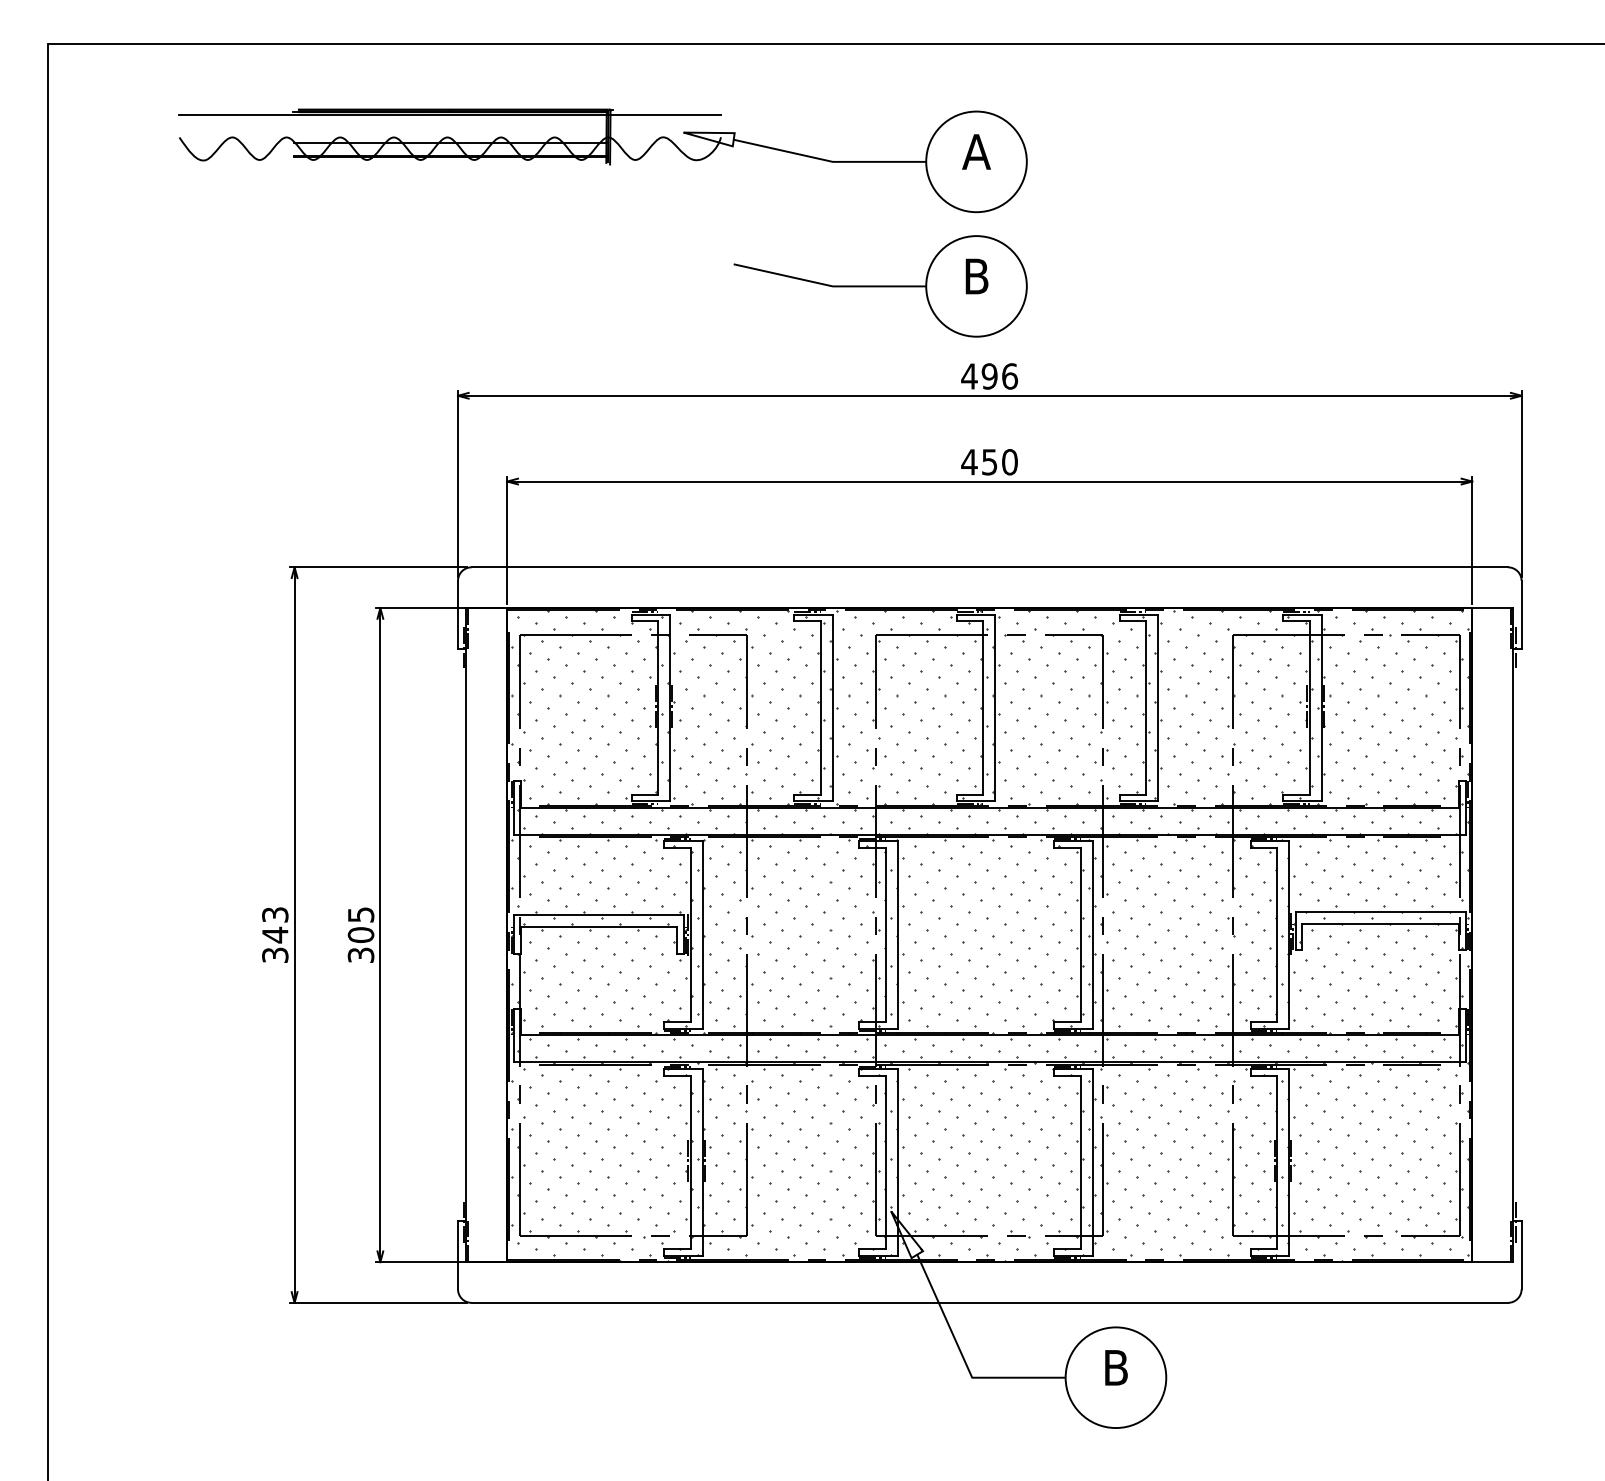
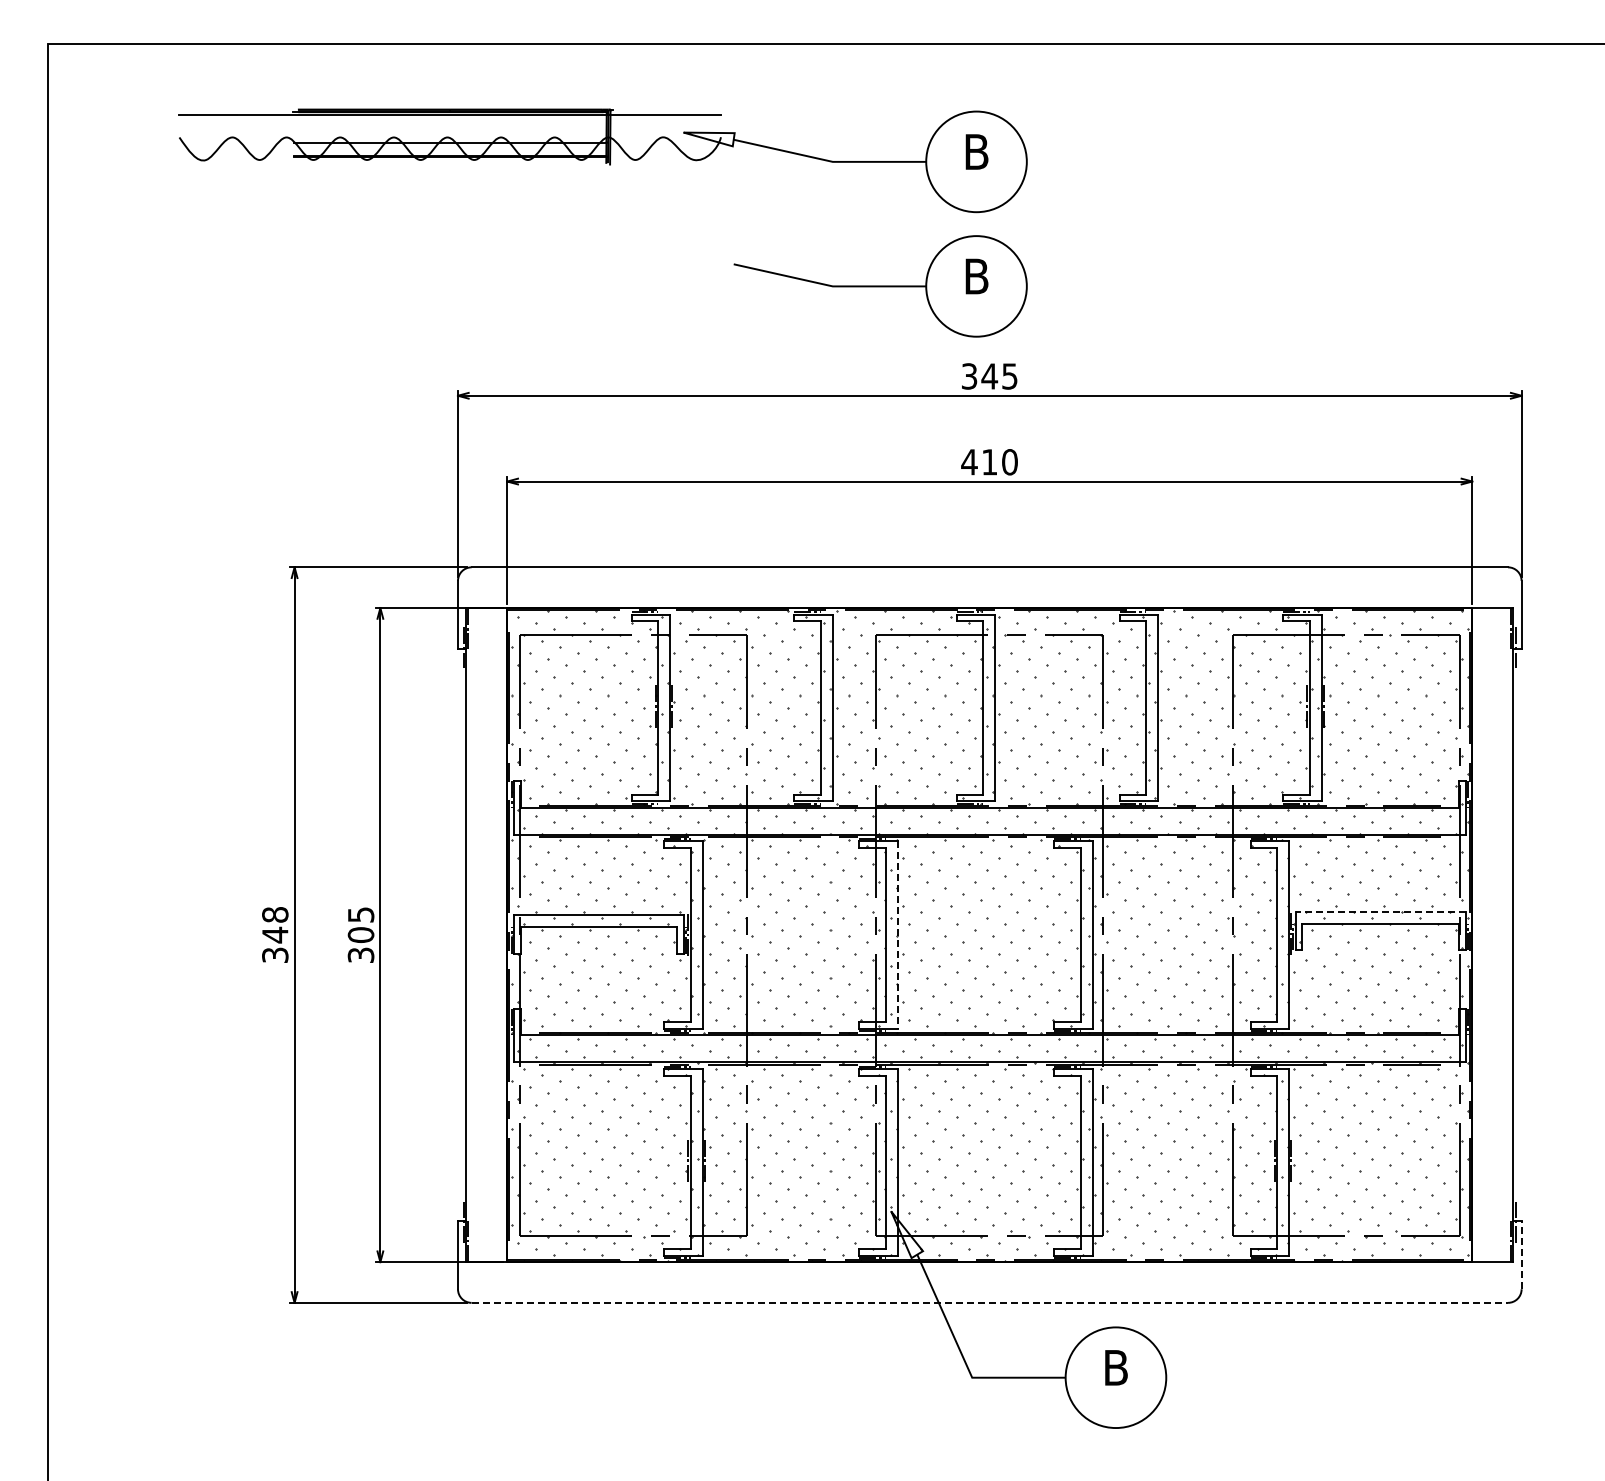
text: A -> B (976, 151)
text: 496 -> 345 (989, 376)
text: 450 -> 410 (989, 462)
line: solid -> dashed (1380, 911)
text: 343 -> 348 (275, 914)
line: solid -> dashed (897, 935)
line: solid -> dashed (1521, 1255)
line: solid -> dashed (990, 1302)
